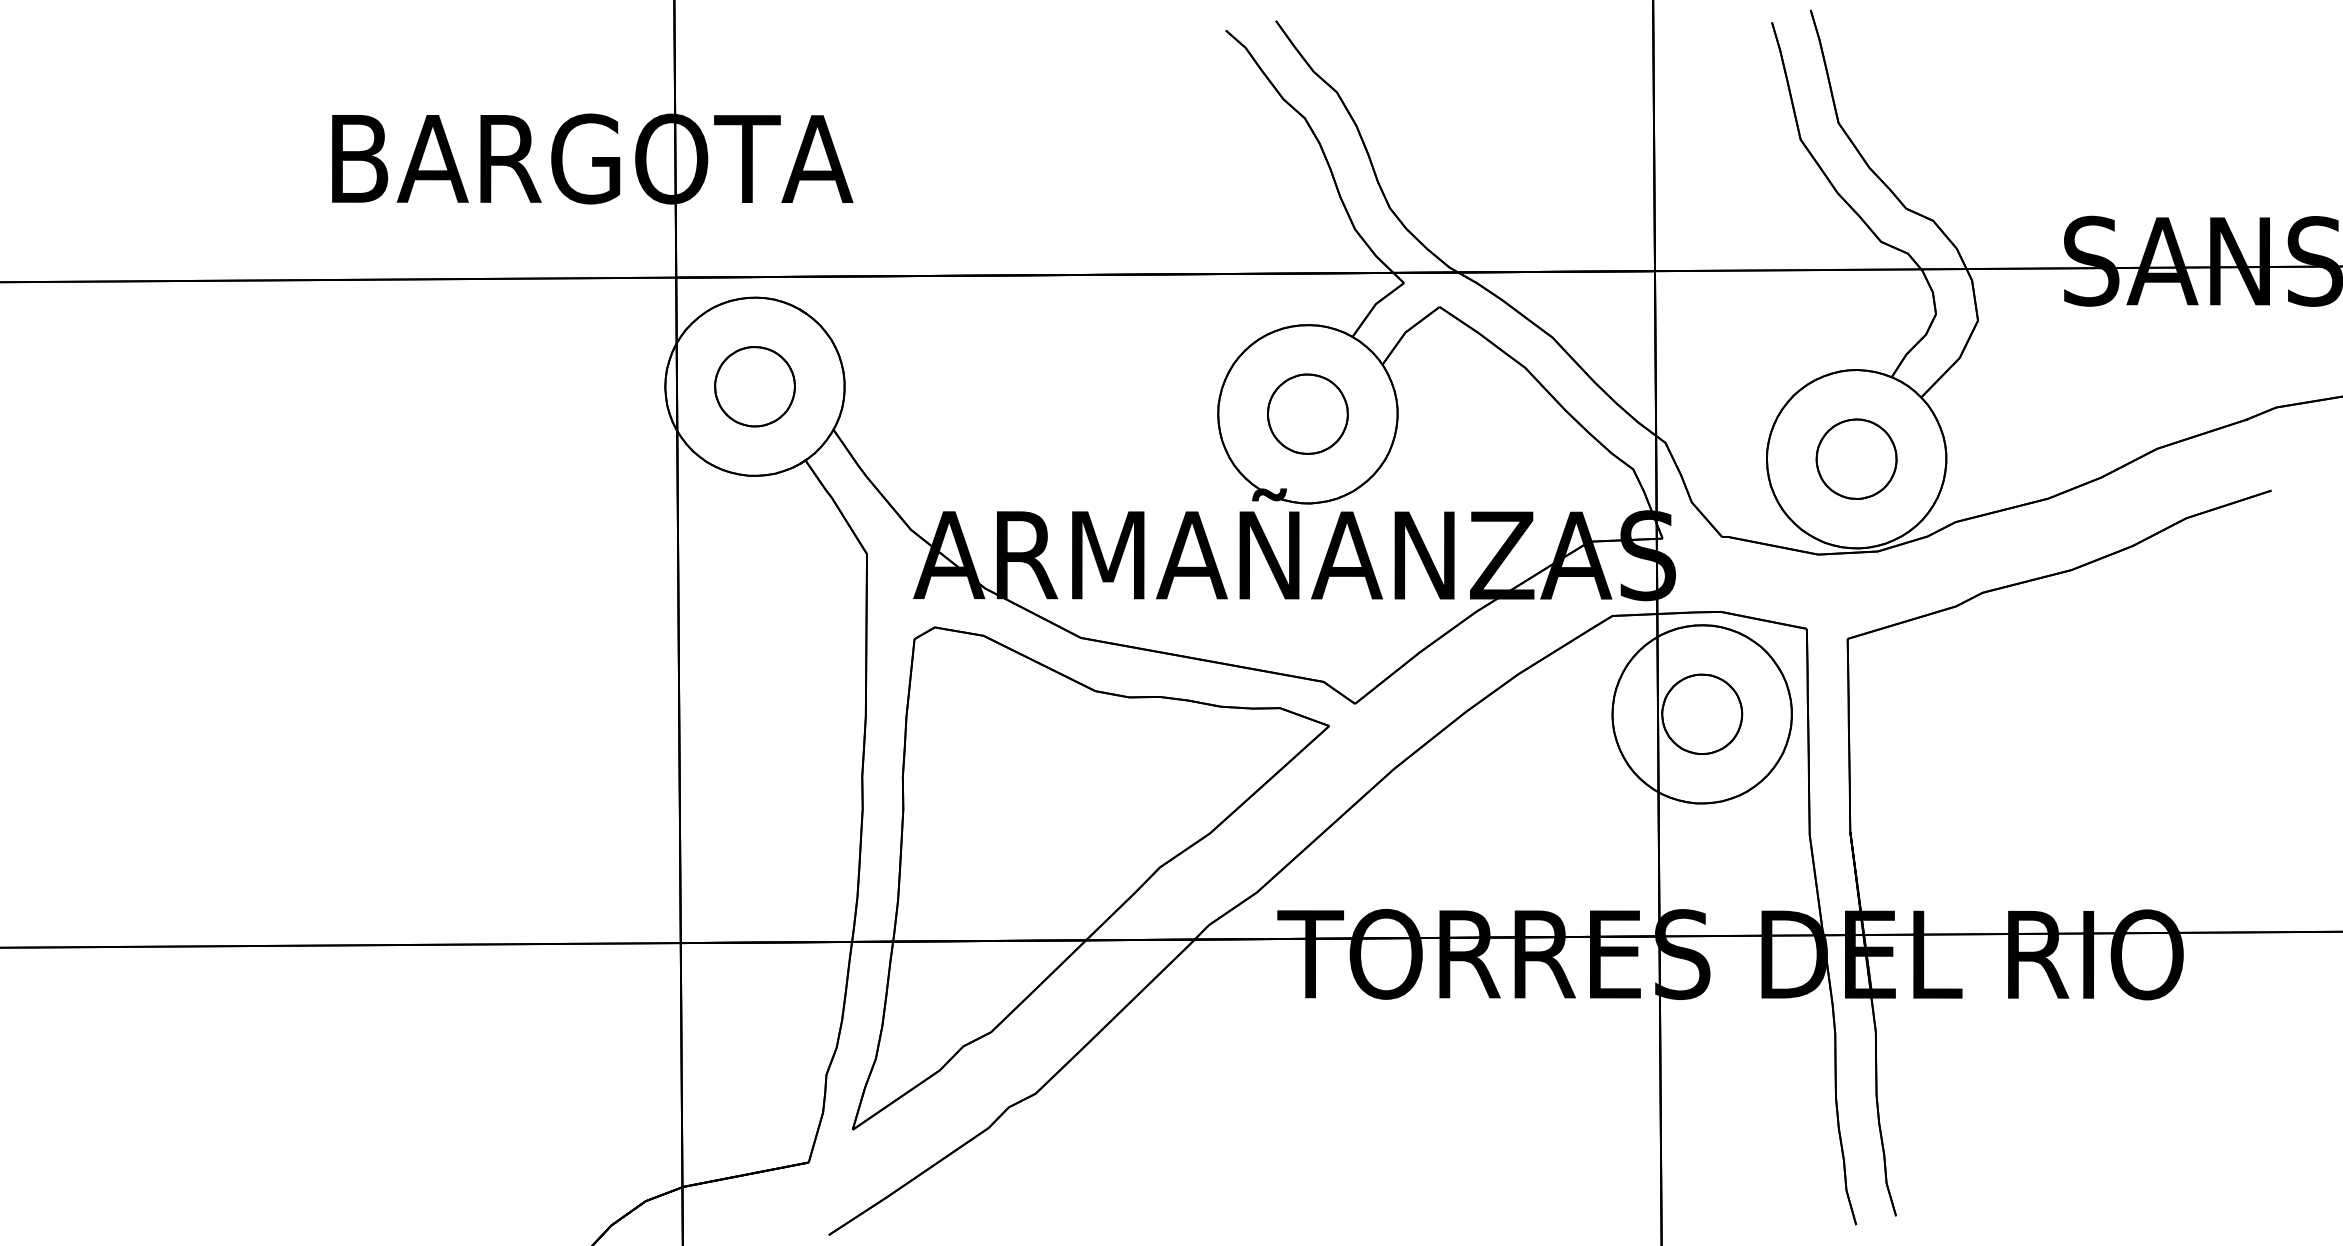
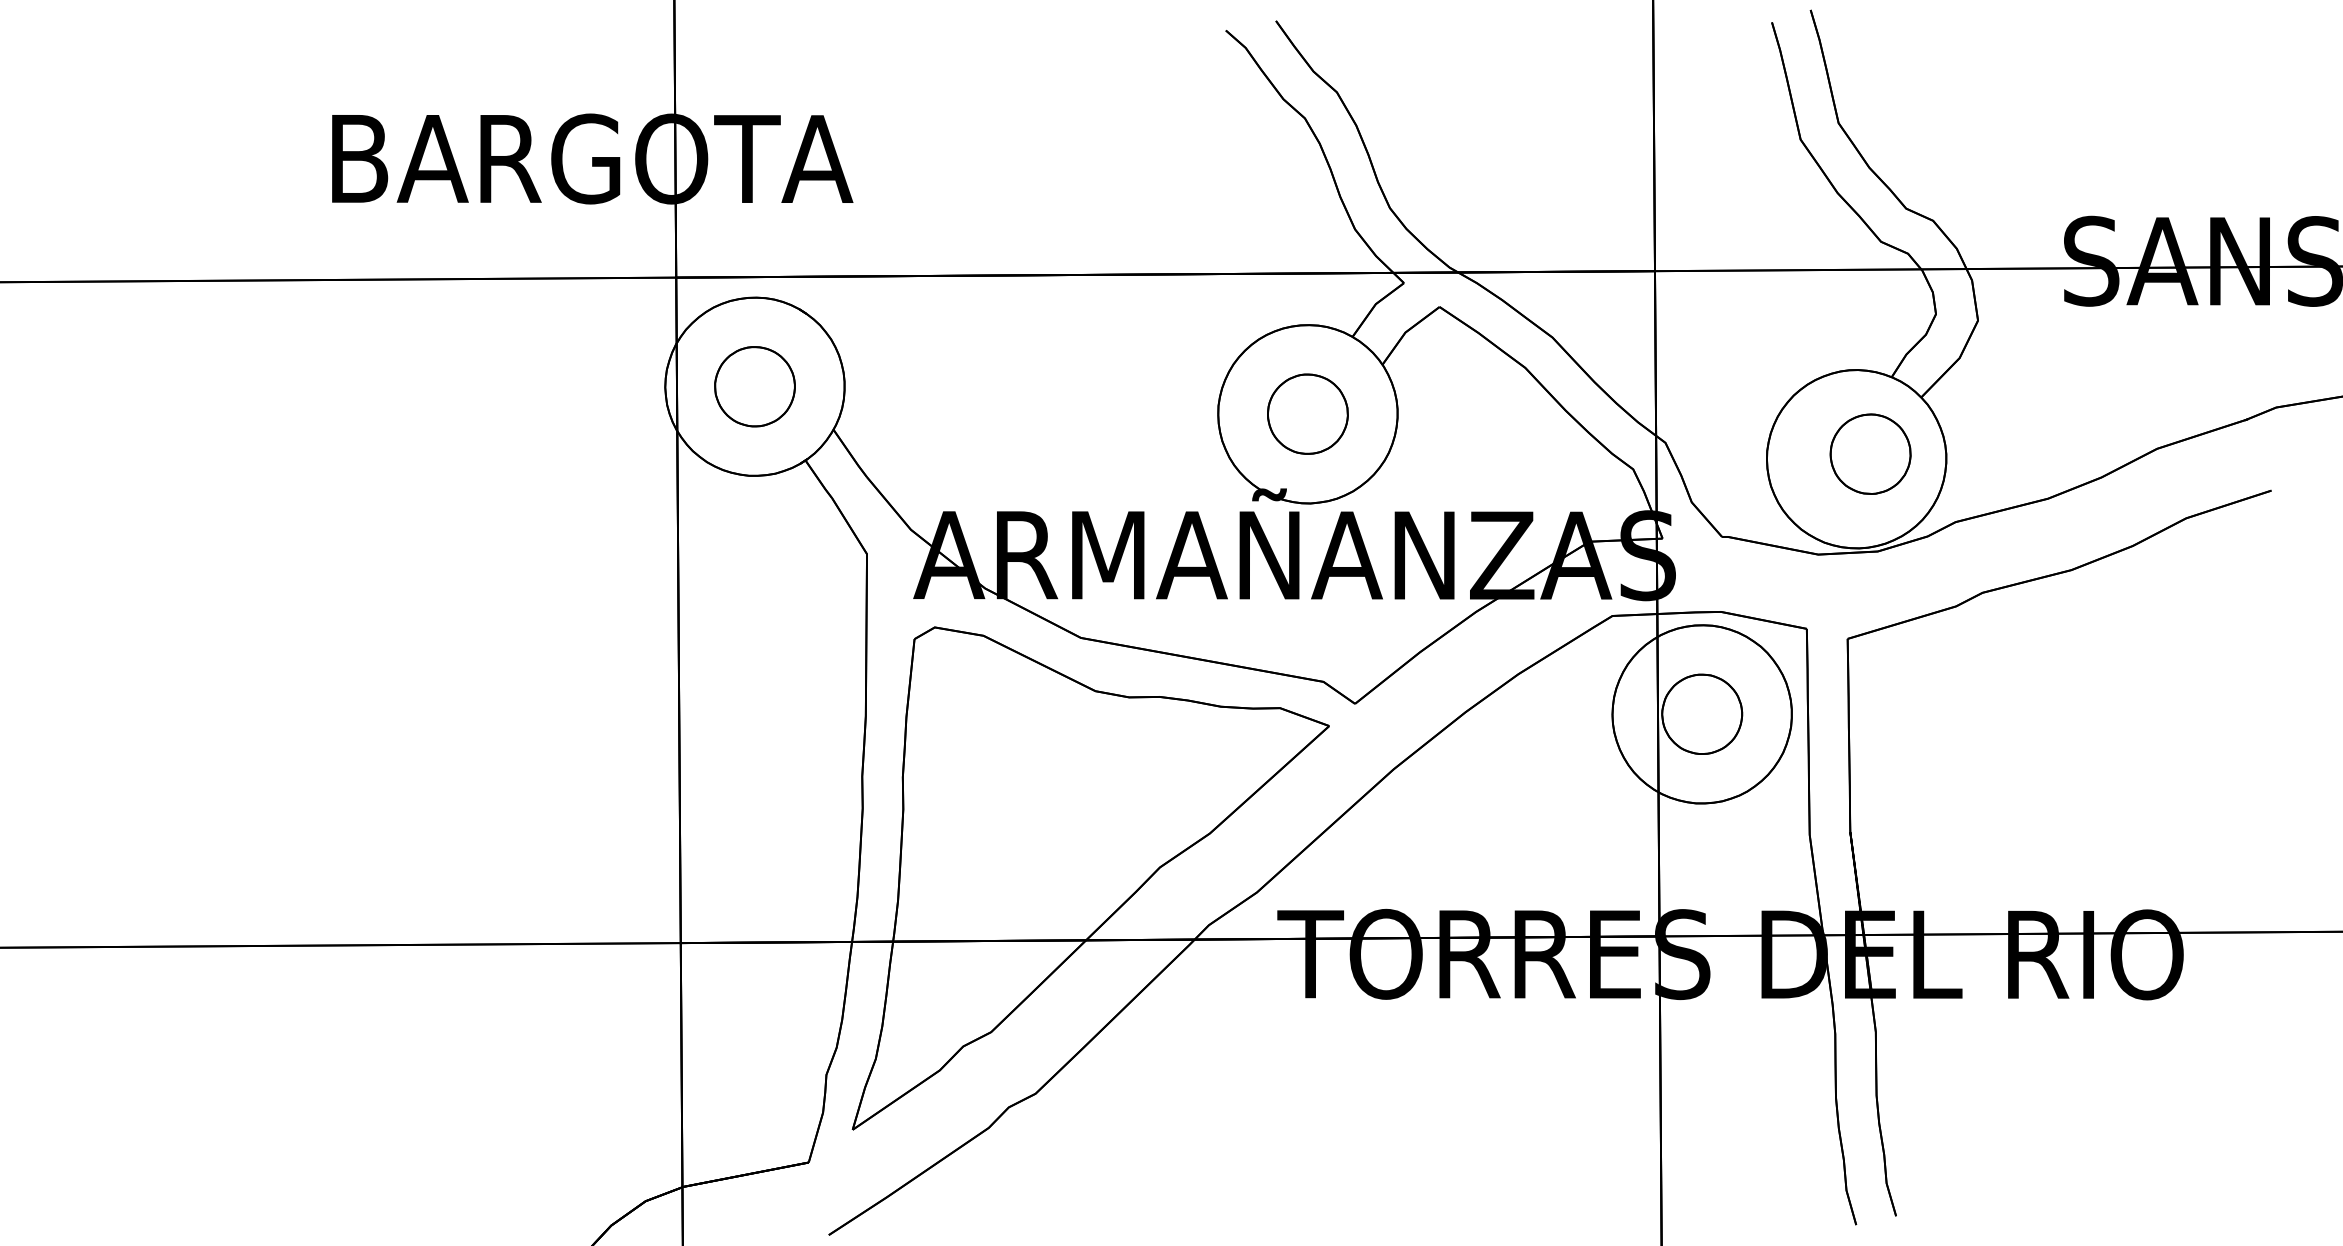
part position: (1856, 458) -> (1870, 453) (1870, 453)
